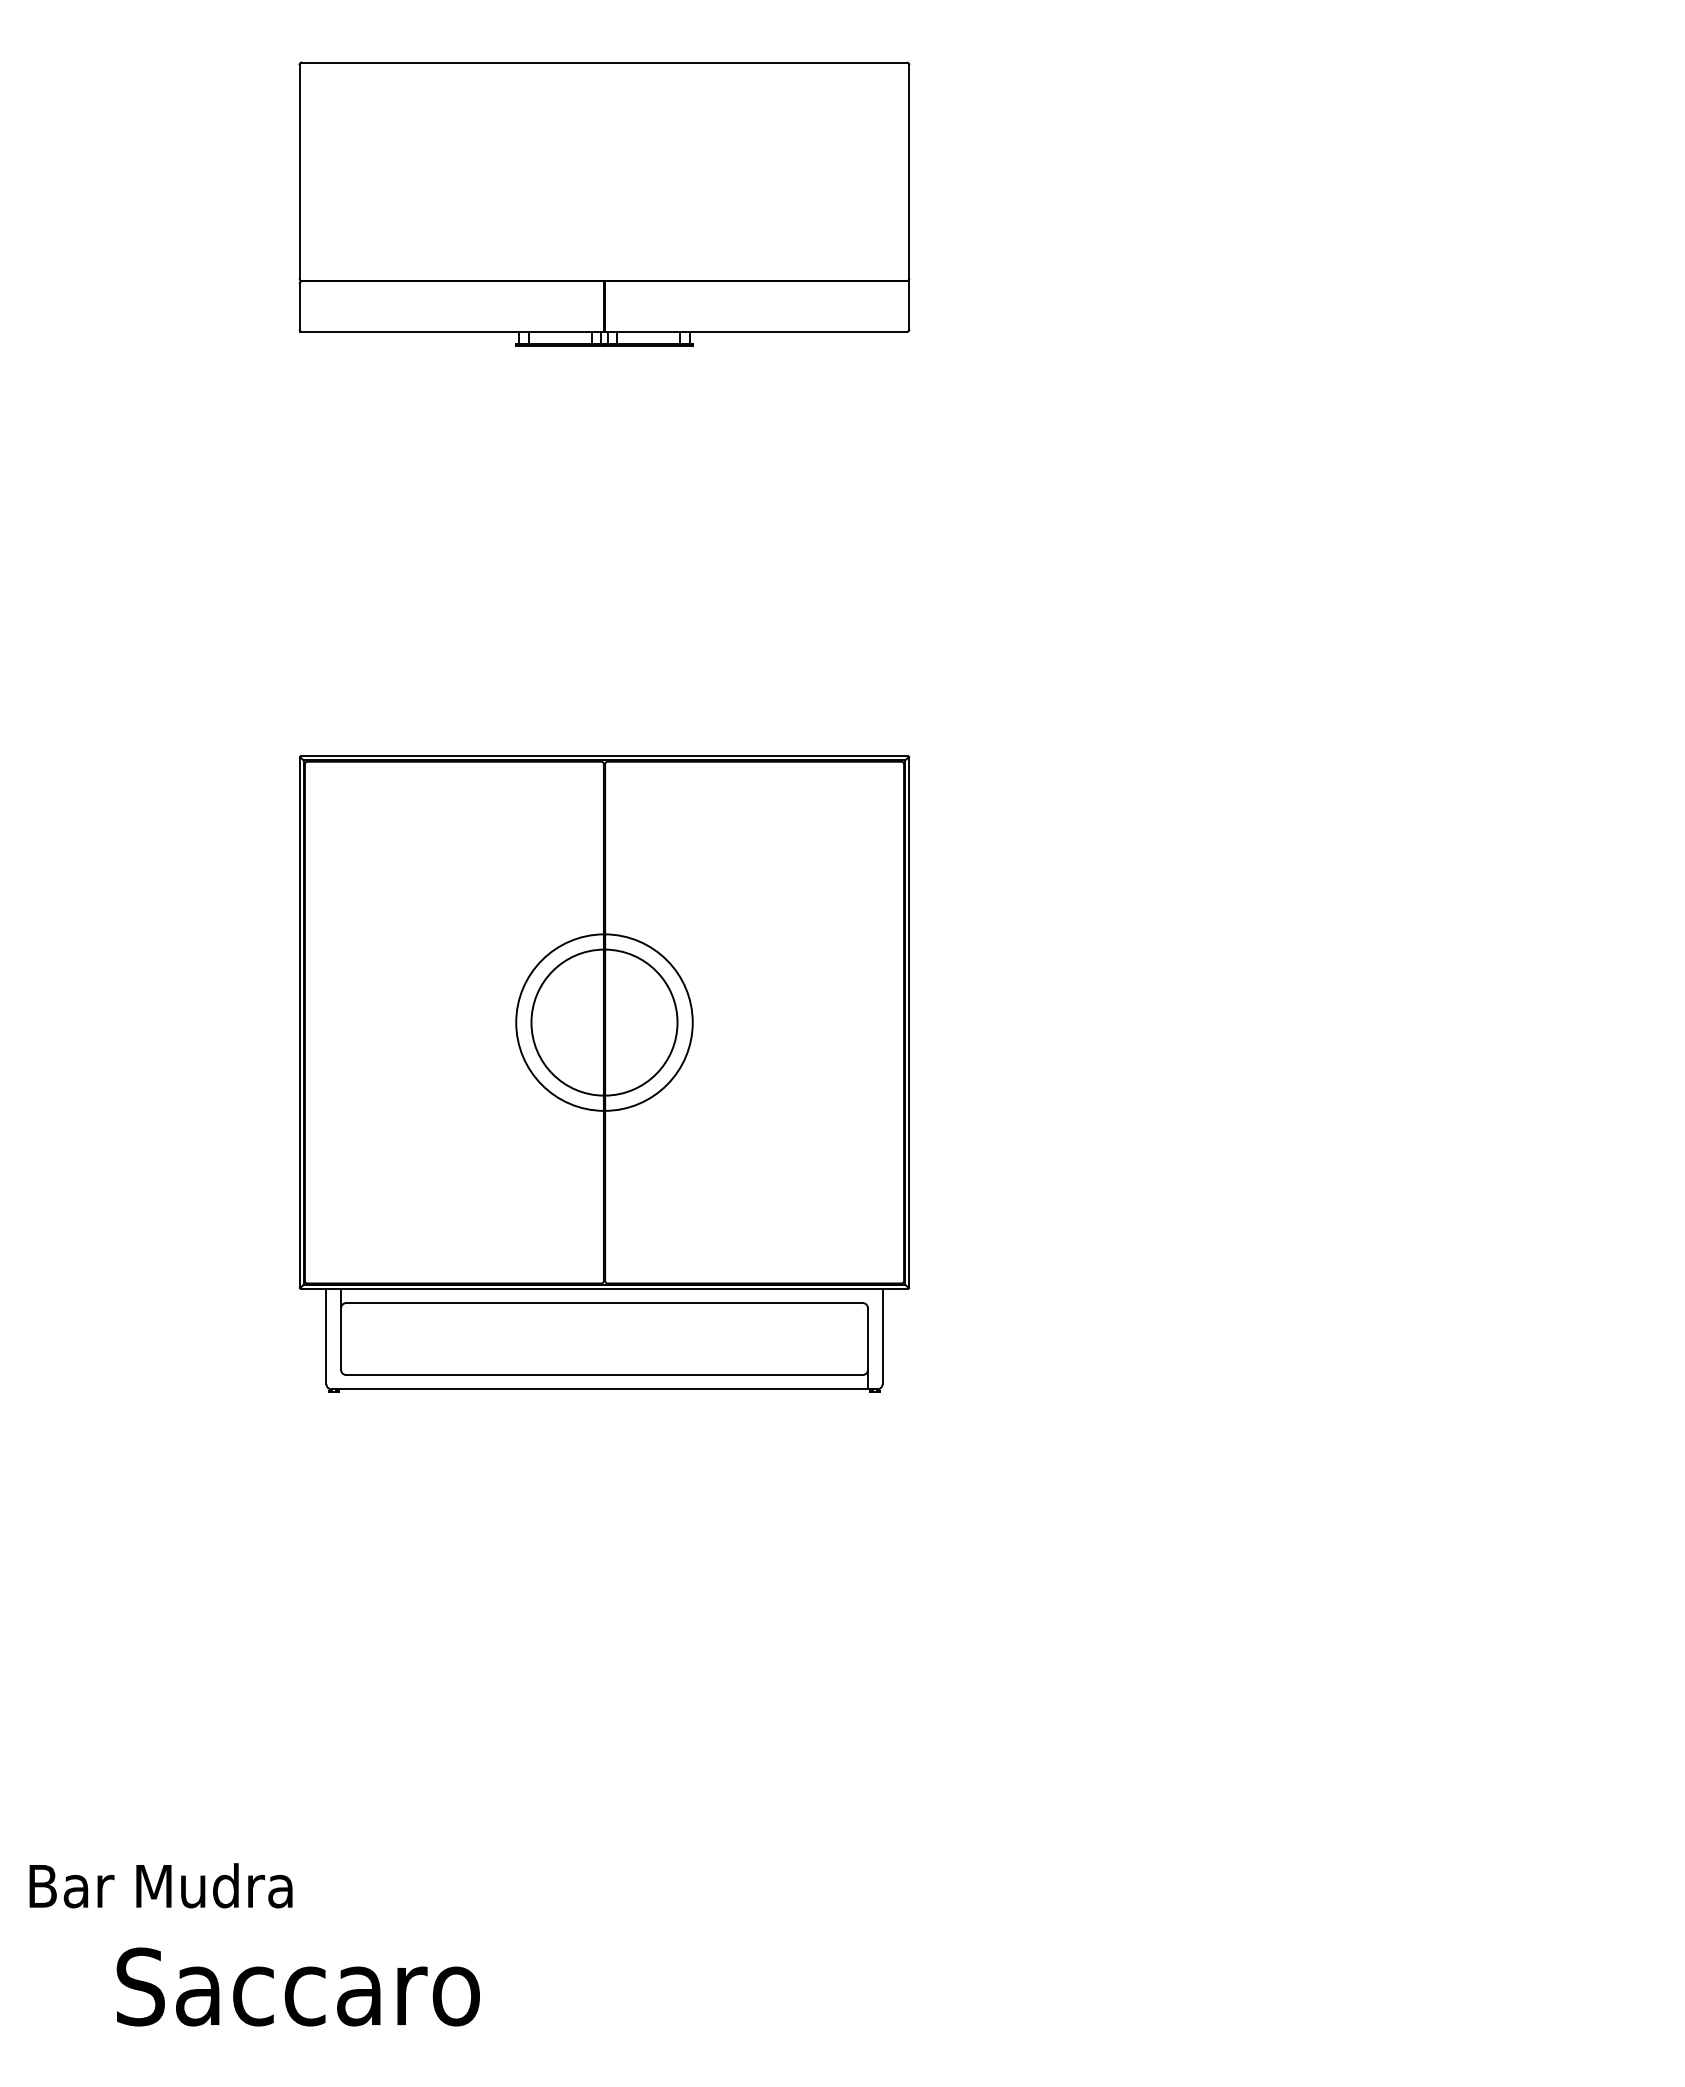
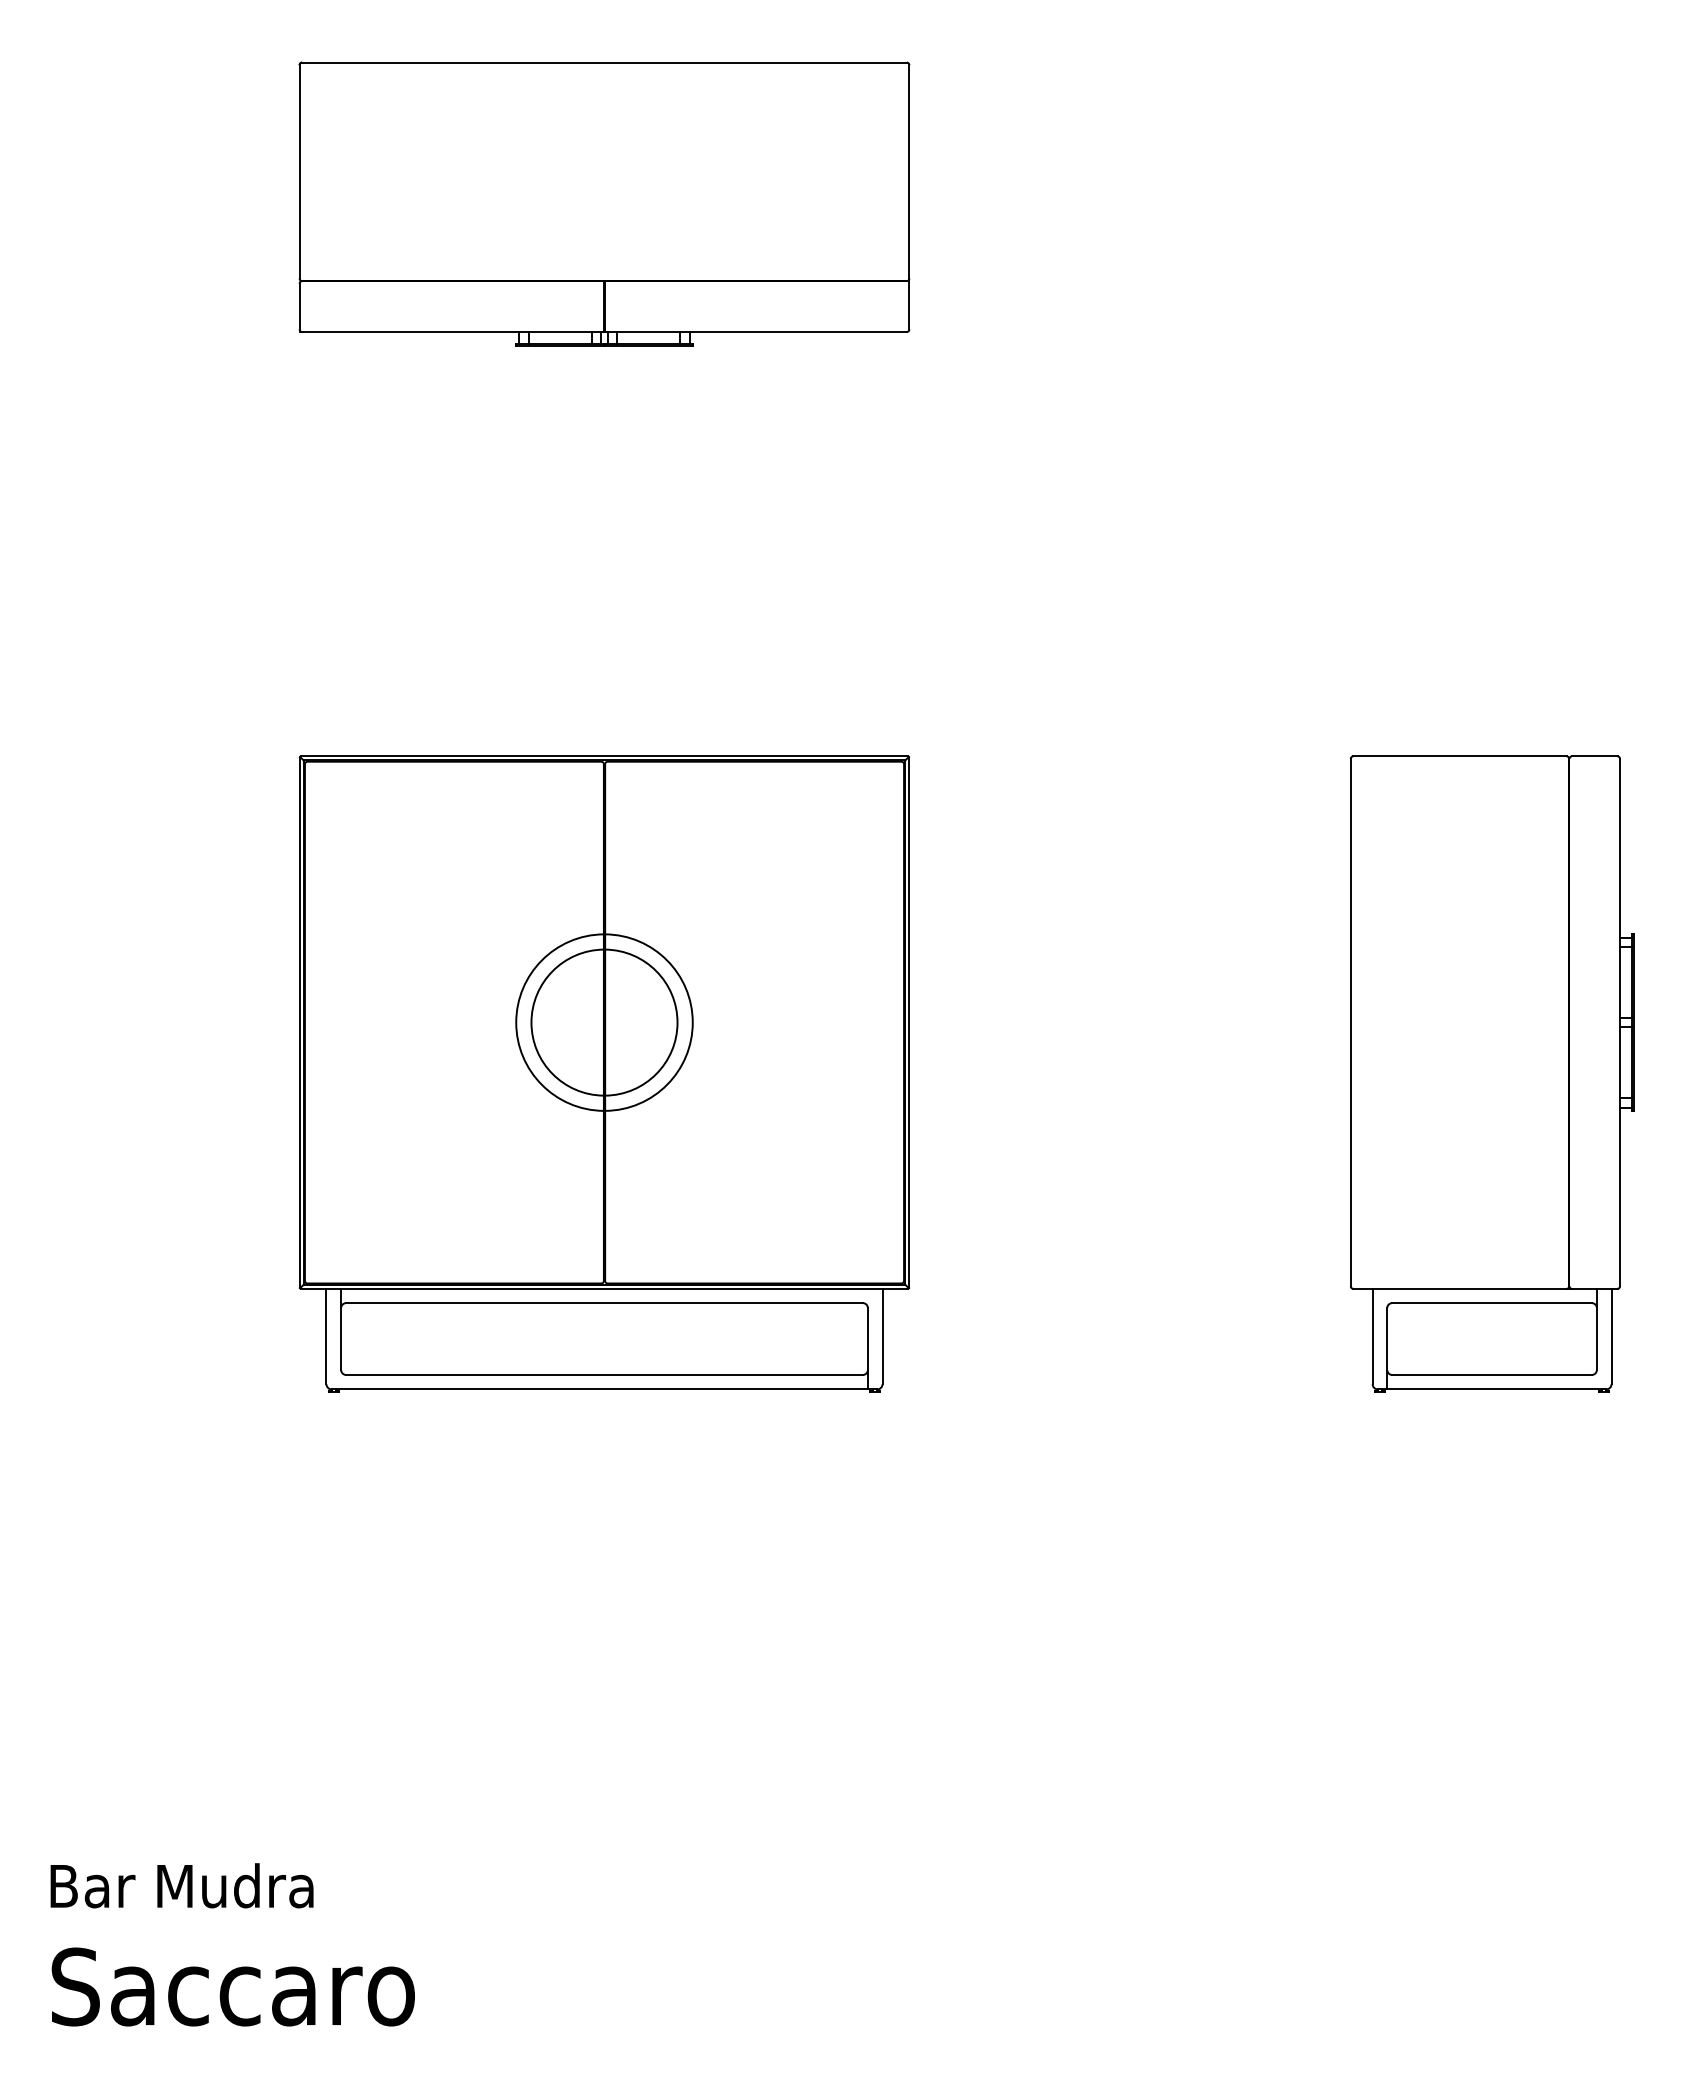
part: none -> present (1491, 1073)
text position: (160, 1885) -> (181, 1885) (181, 1885)
text position: (297, 1986) -> (232, 1986) (232, 1986)
